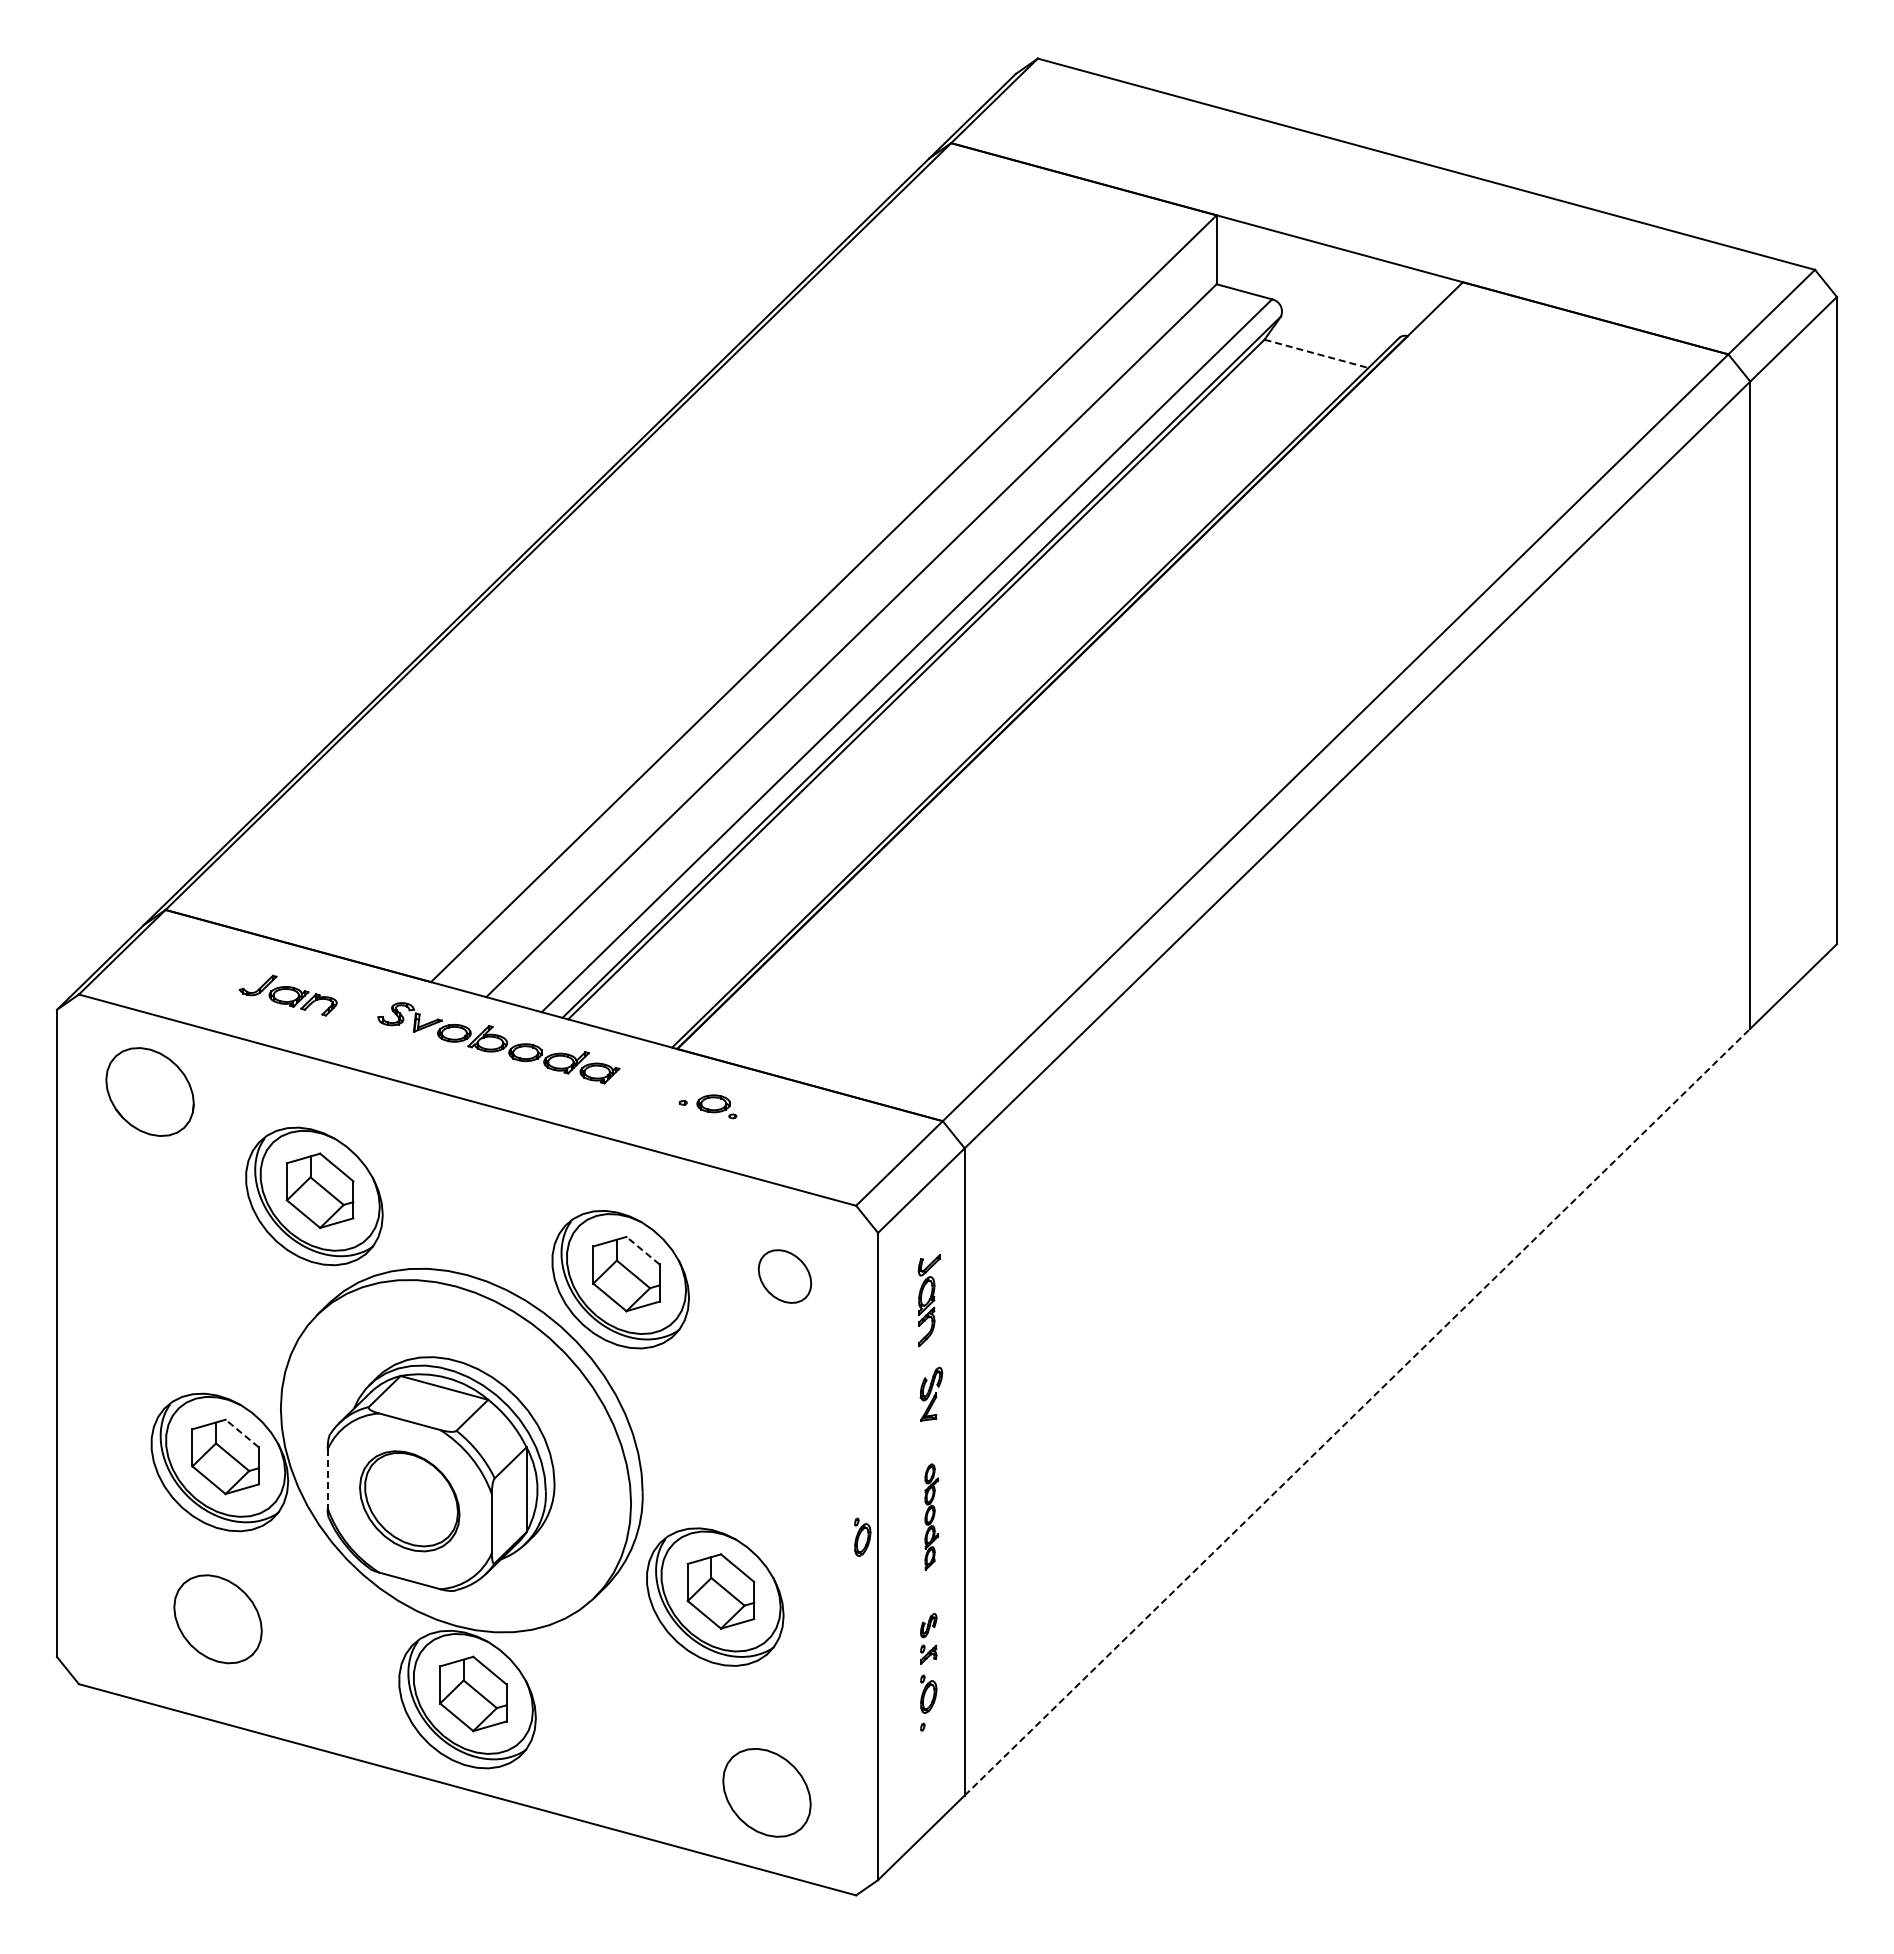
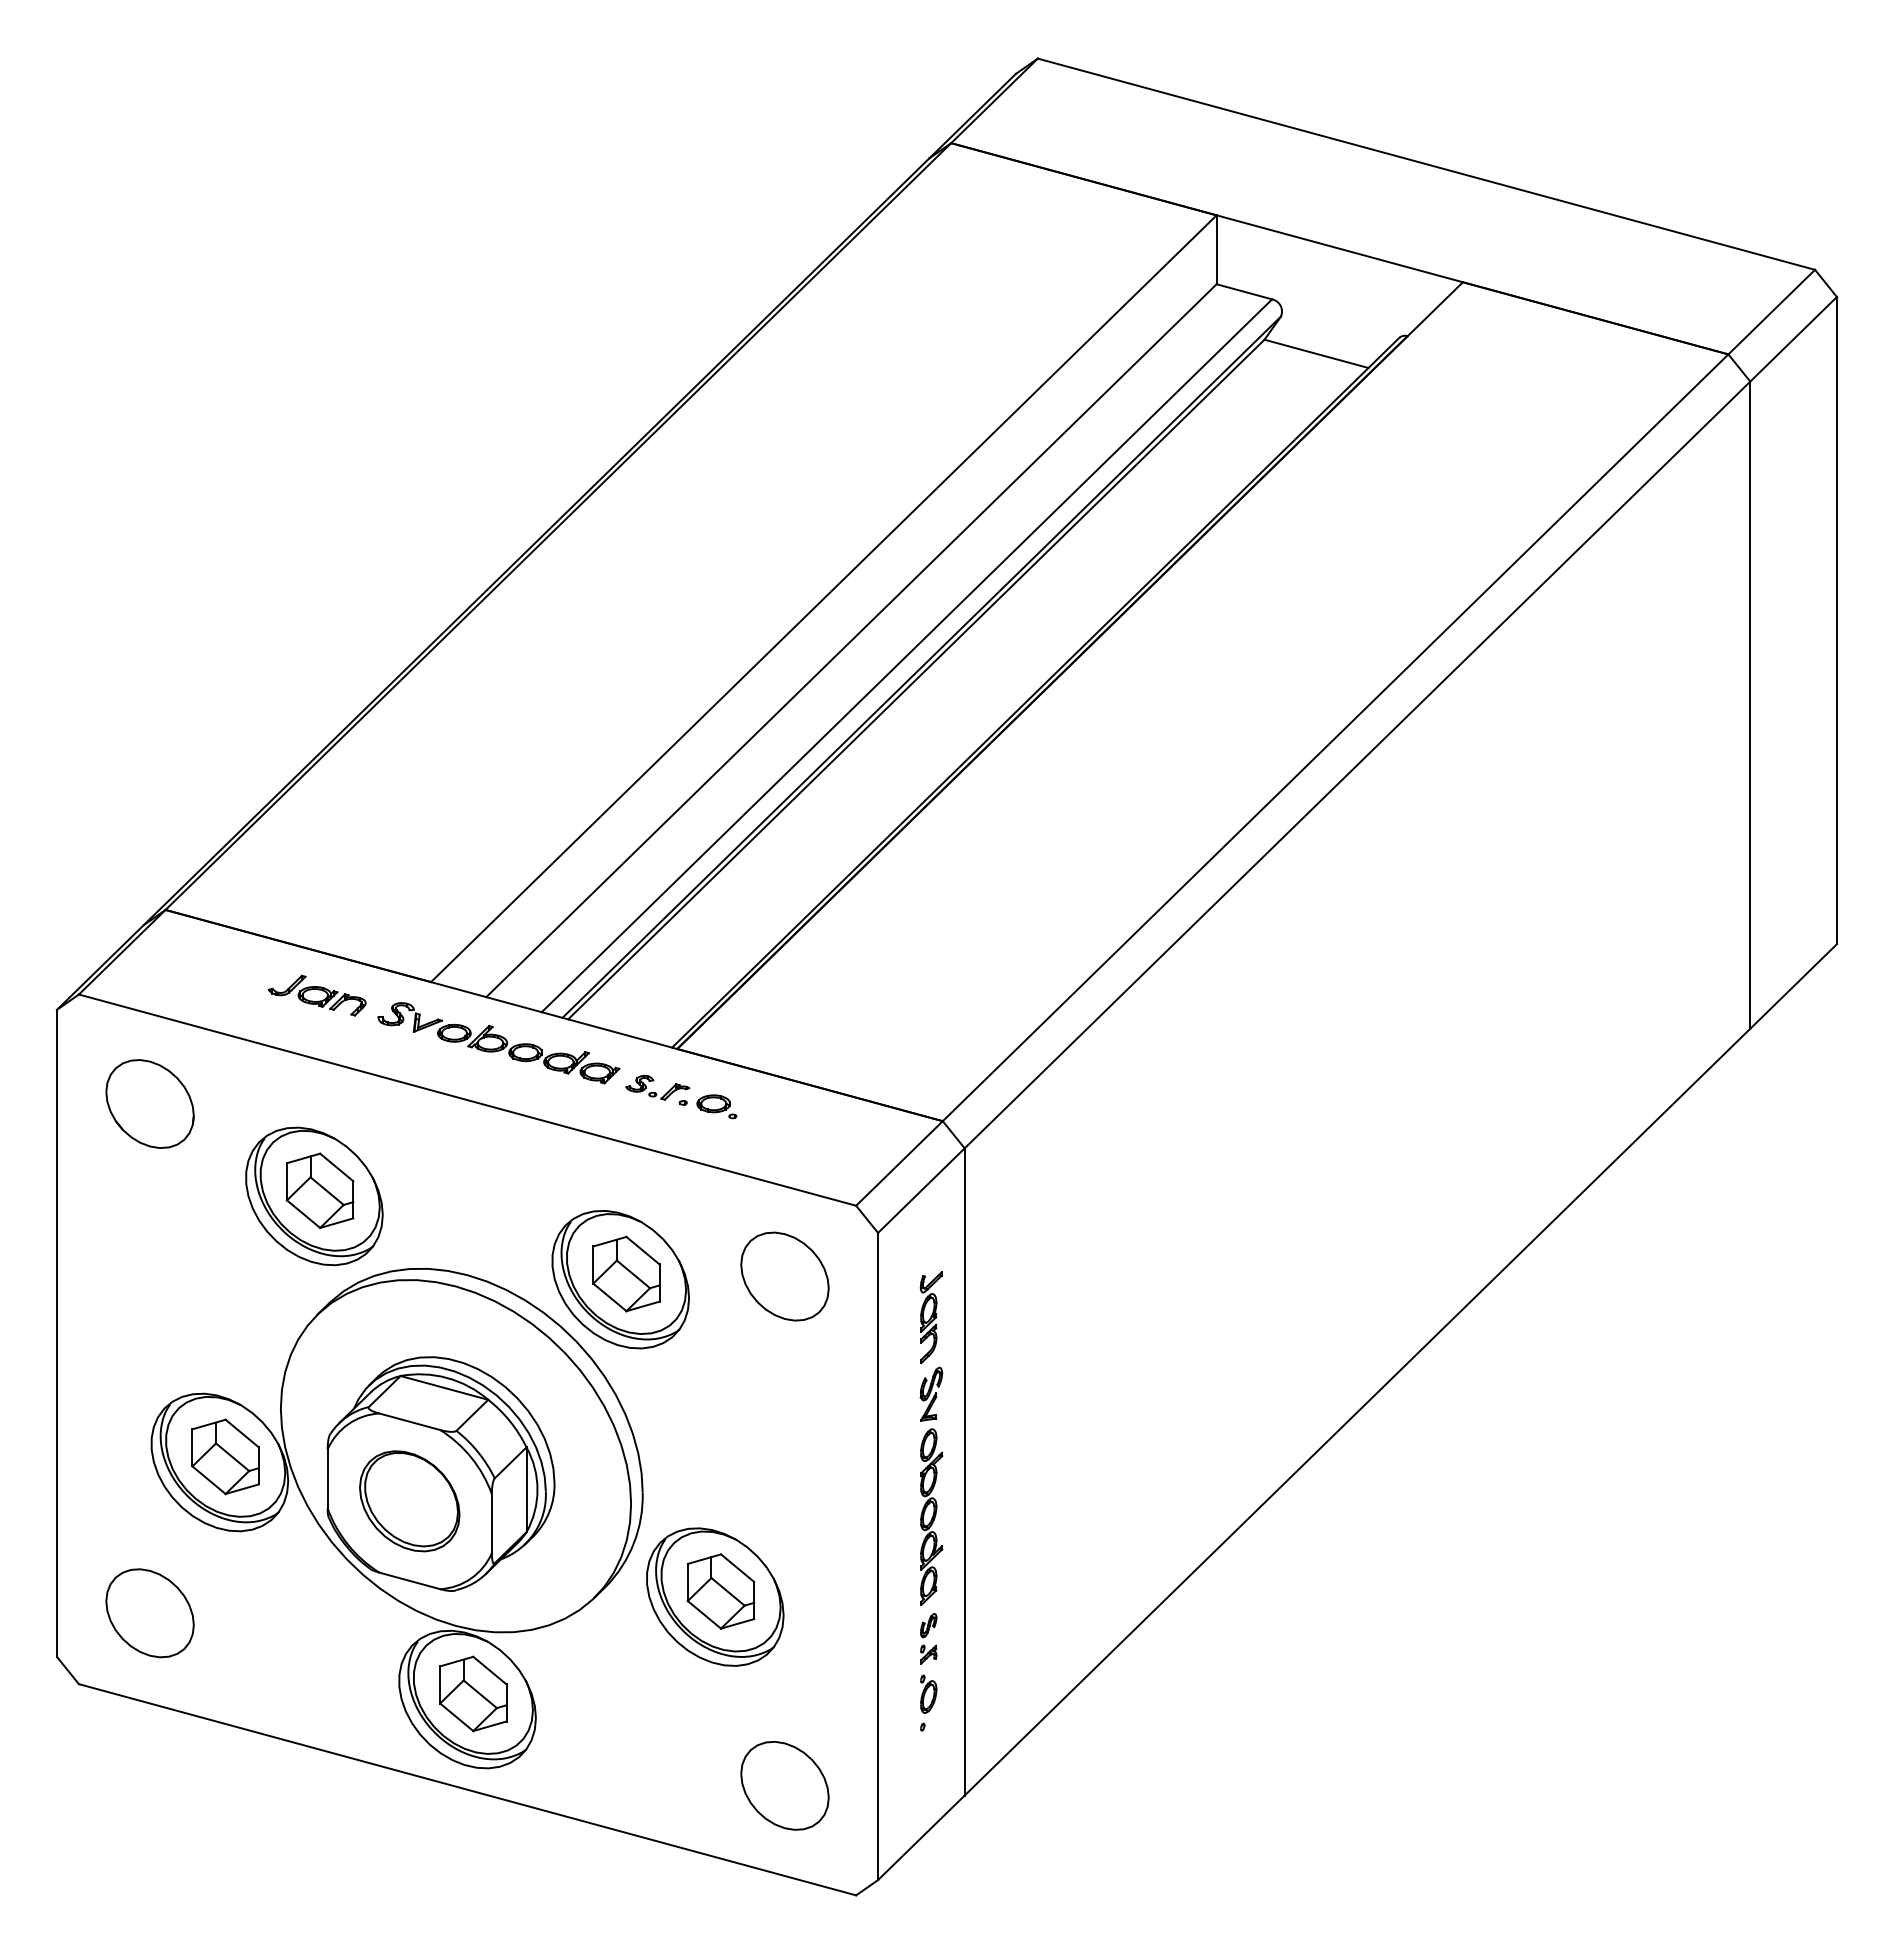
line: dashed -> solid (1316, 353)
part position: (287, 995) -> (316, 995) (316, 995)
part: none -> present (657, 1087)
part position: (149, 1091) -> (149, 1103) (149, 1103)
line: dashed -> solid (643, 1250)
part size: 56x55 px -> 90x91 px (784, 1276)
part position: (928, 1300) -> (930, 1317) (930, 1317)
line: dashed -> solid (1357, 1412)
line: dashed -> solid (242, 1433)
line: dashed -> solid (327, 1479)
part size: 16x108 px -> 24x178 px (931, 1516)
part: present -> none (862, 1536)
part position: (217, 1619) -> (149, 1613) (149, 1613)
part position: (766, 1792) -> (784, 1785) (784, 1785)
